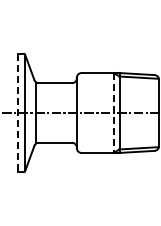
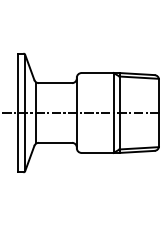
line: dashed -> solid (18, 113)
line: dashed -> solid (113, 113)
